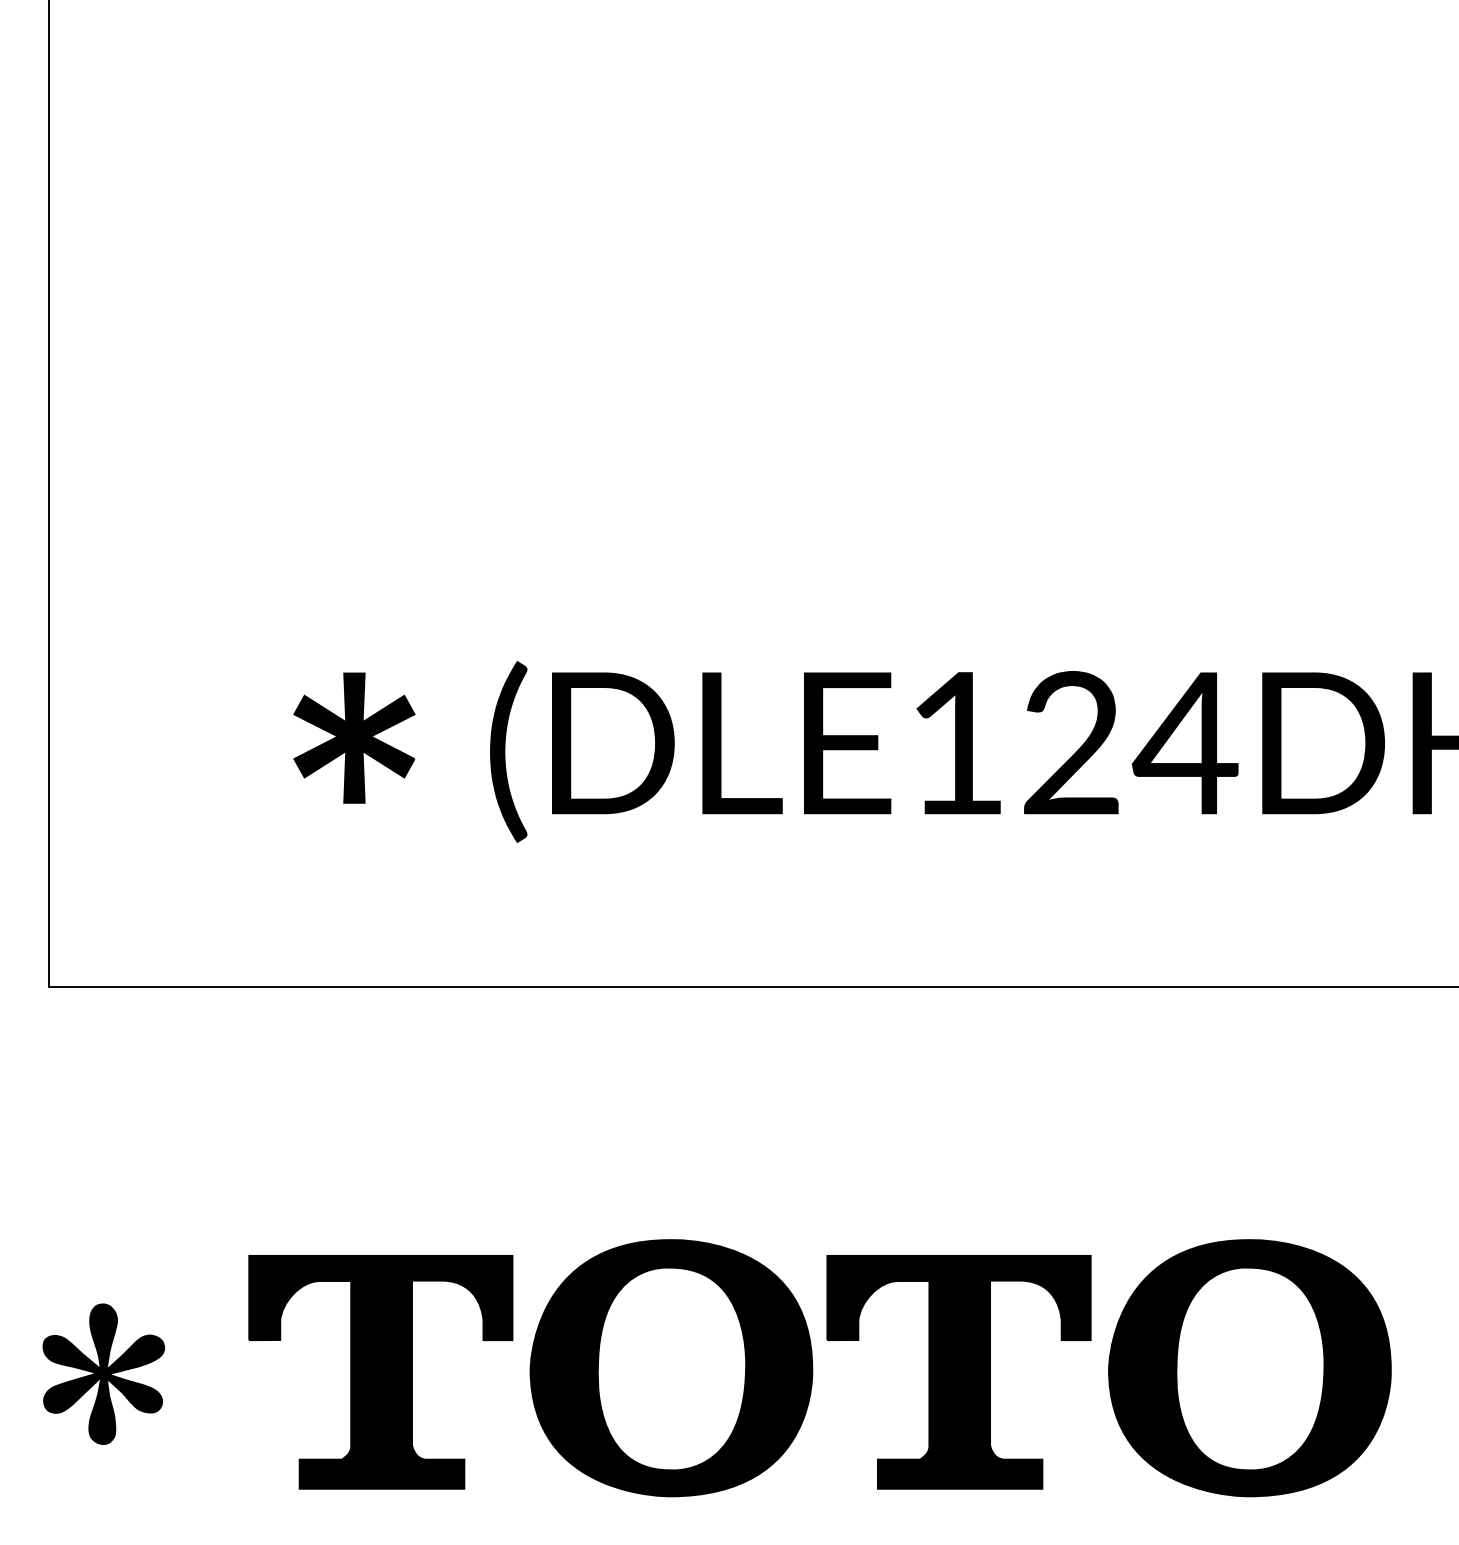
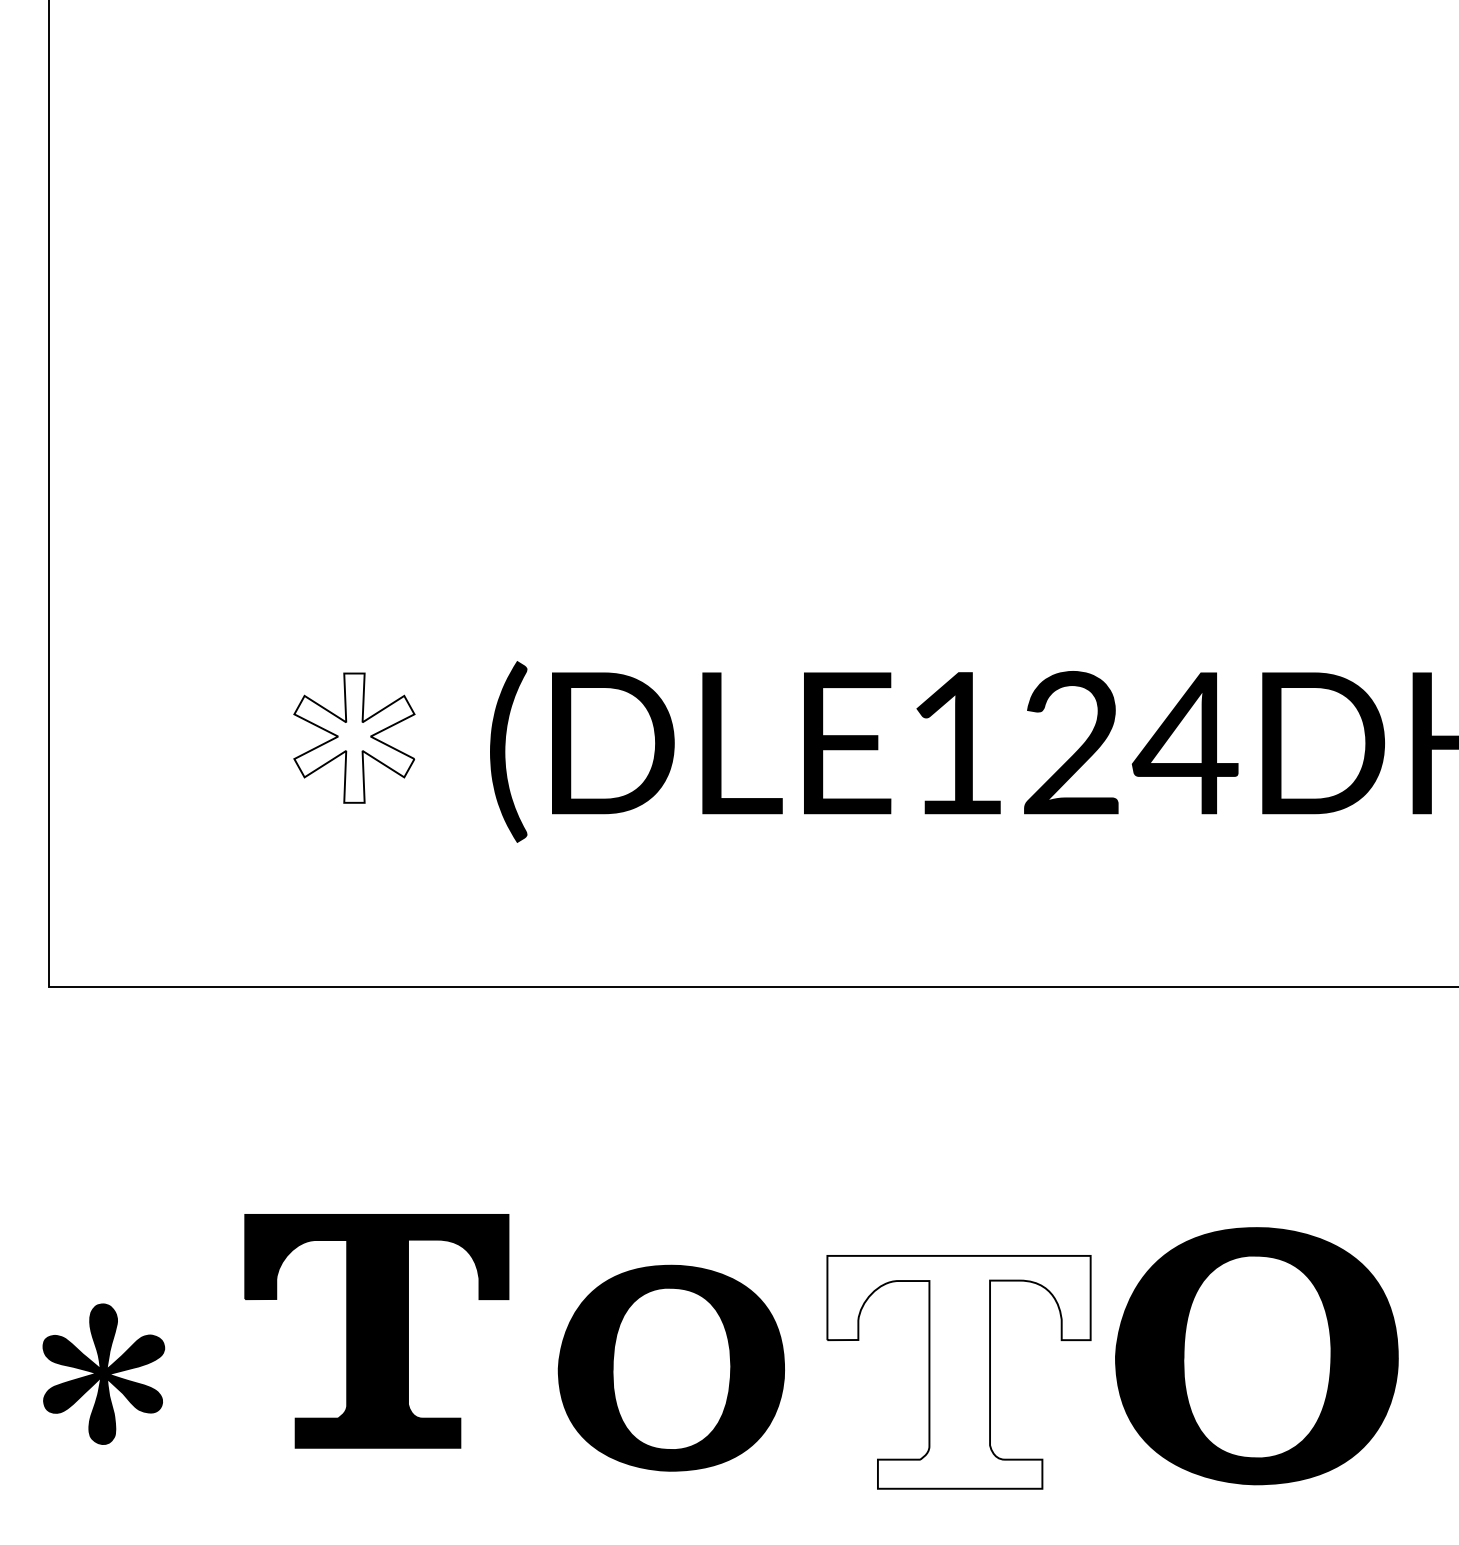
fill: present -> none (354, 737)
part size: 285x259 px -> 228x208 px (670, 1367)
part position: (1249, 1368) -> (1256, 1356) (1256, 1356)
fill: present -> none (958, 1371)
part position: (380, 1372) -> (376, 1331) (376, 1331)
